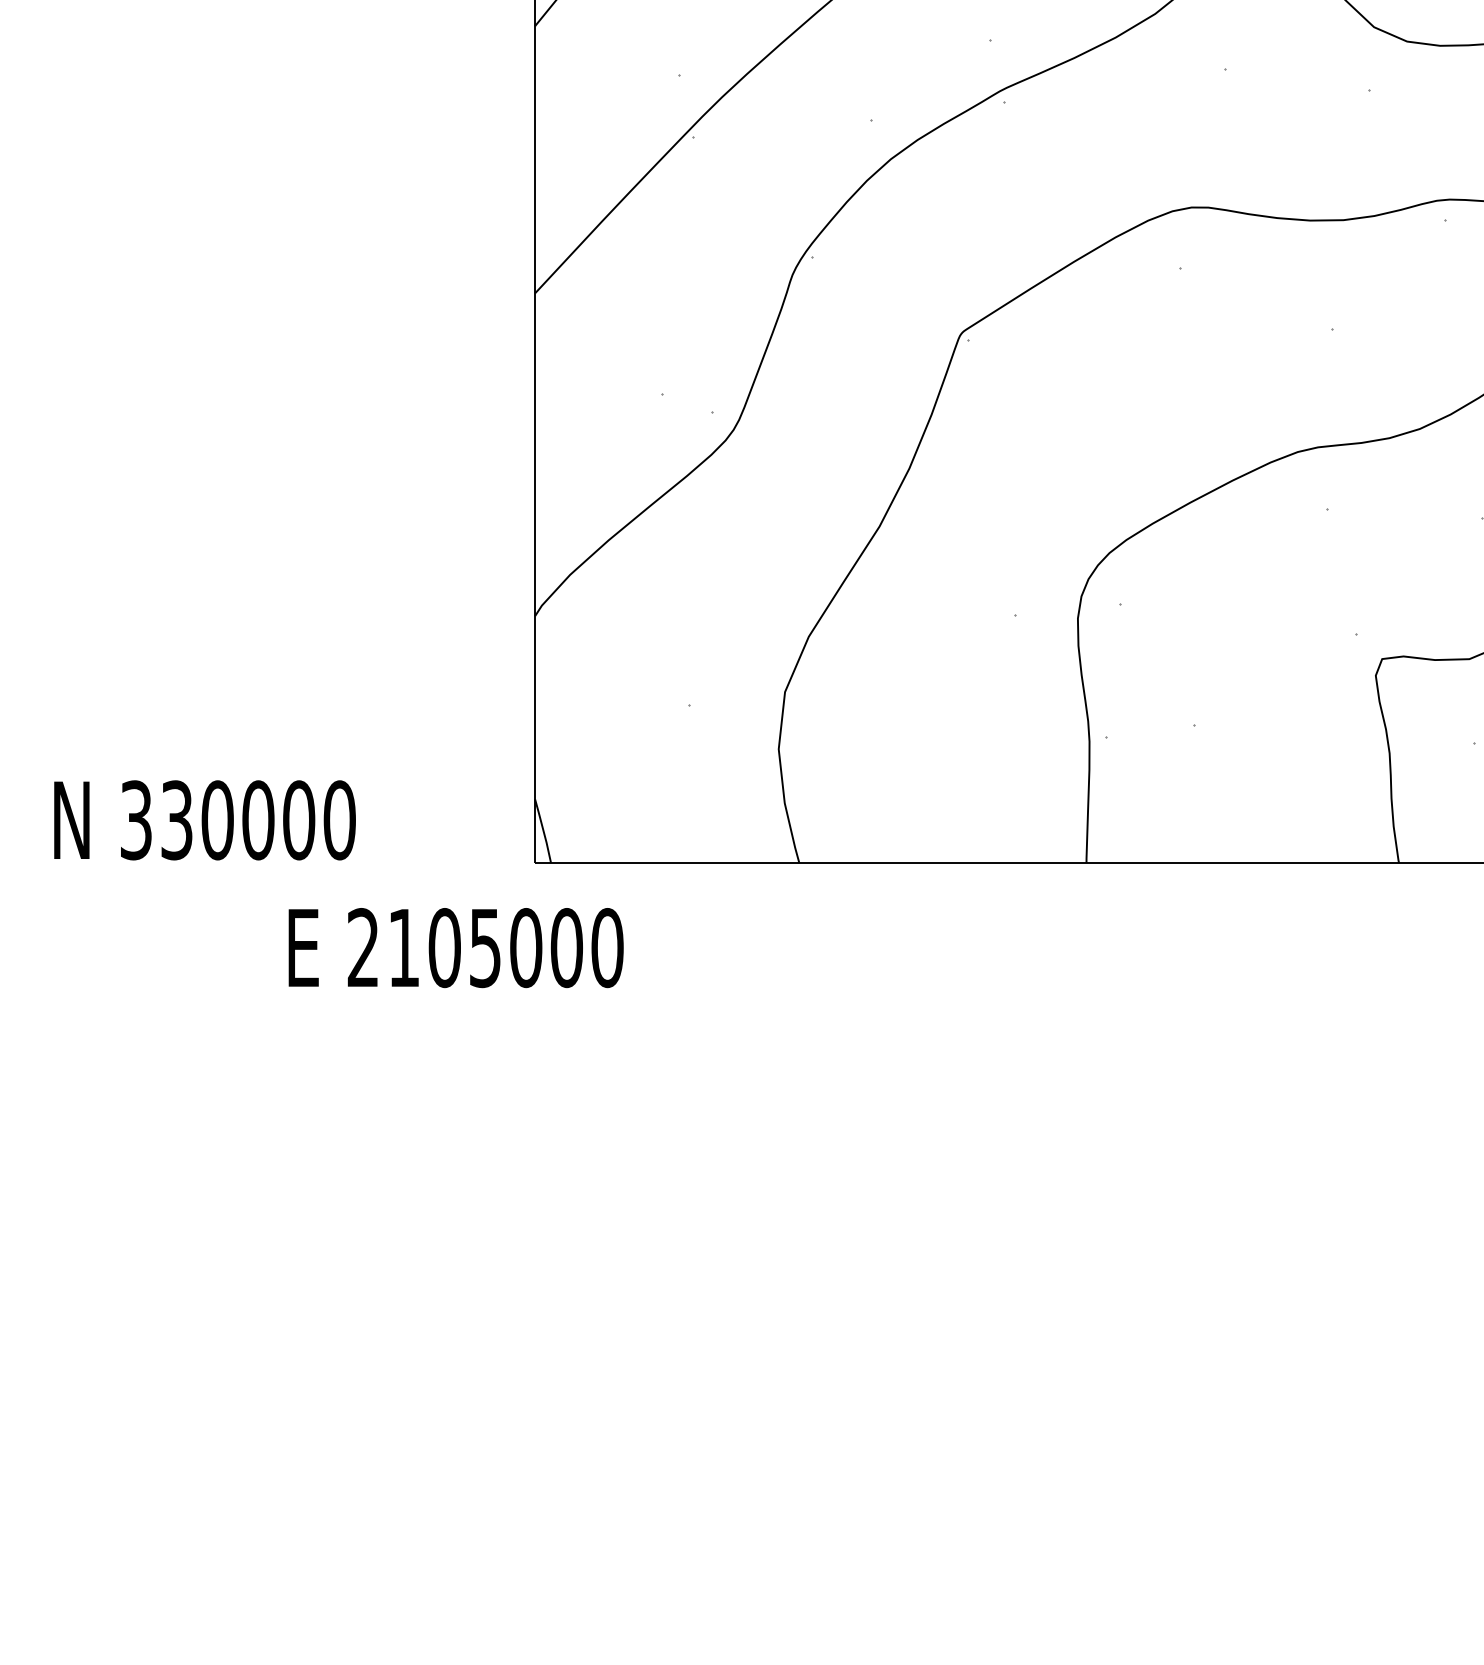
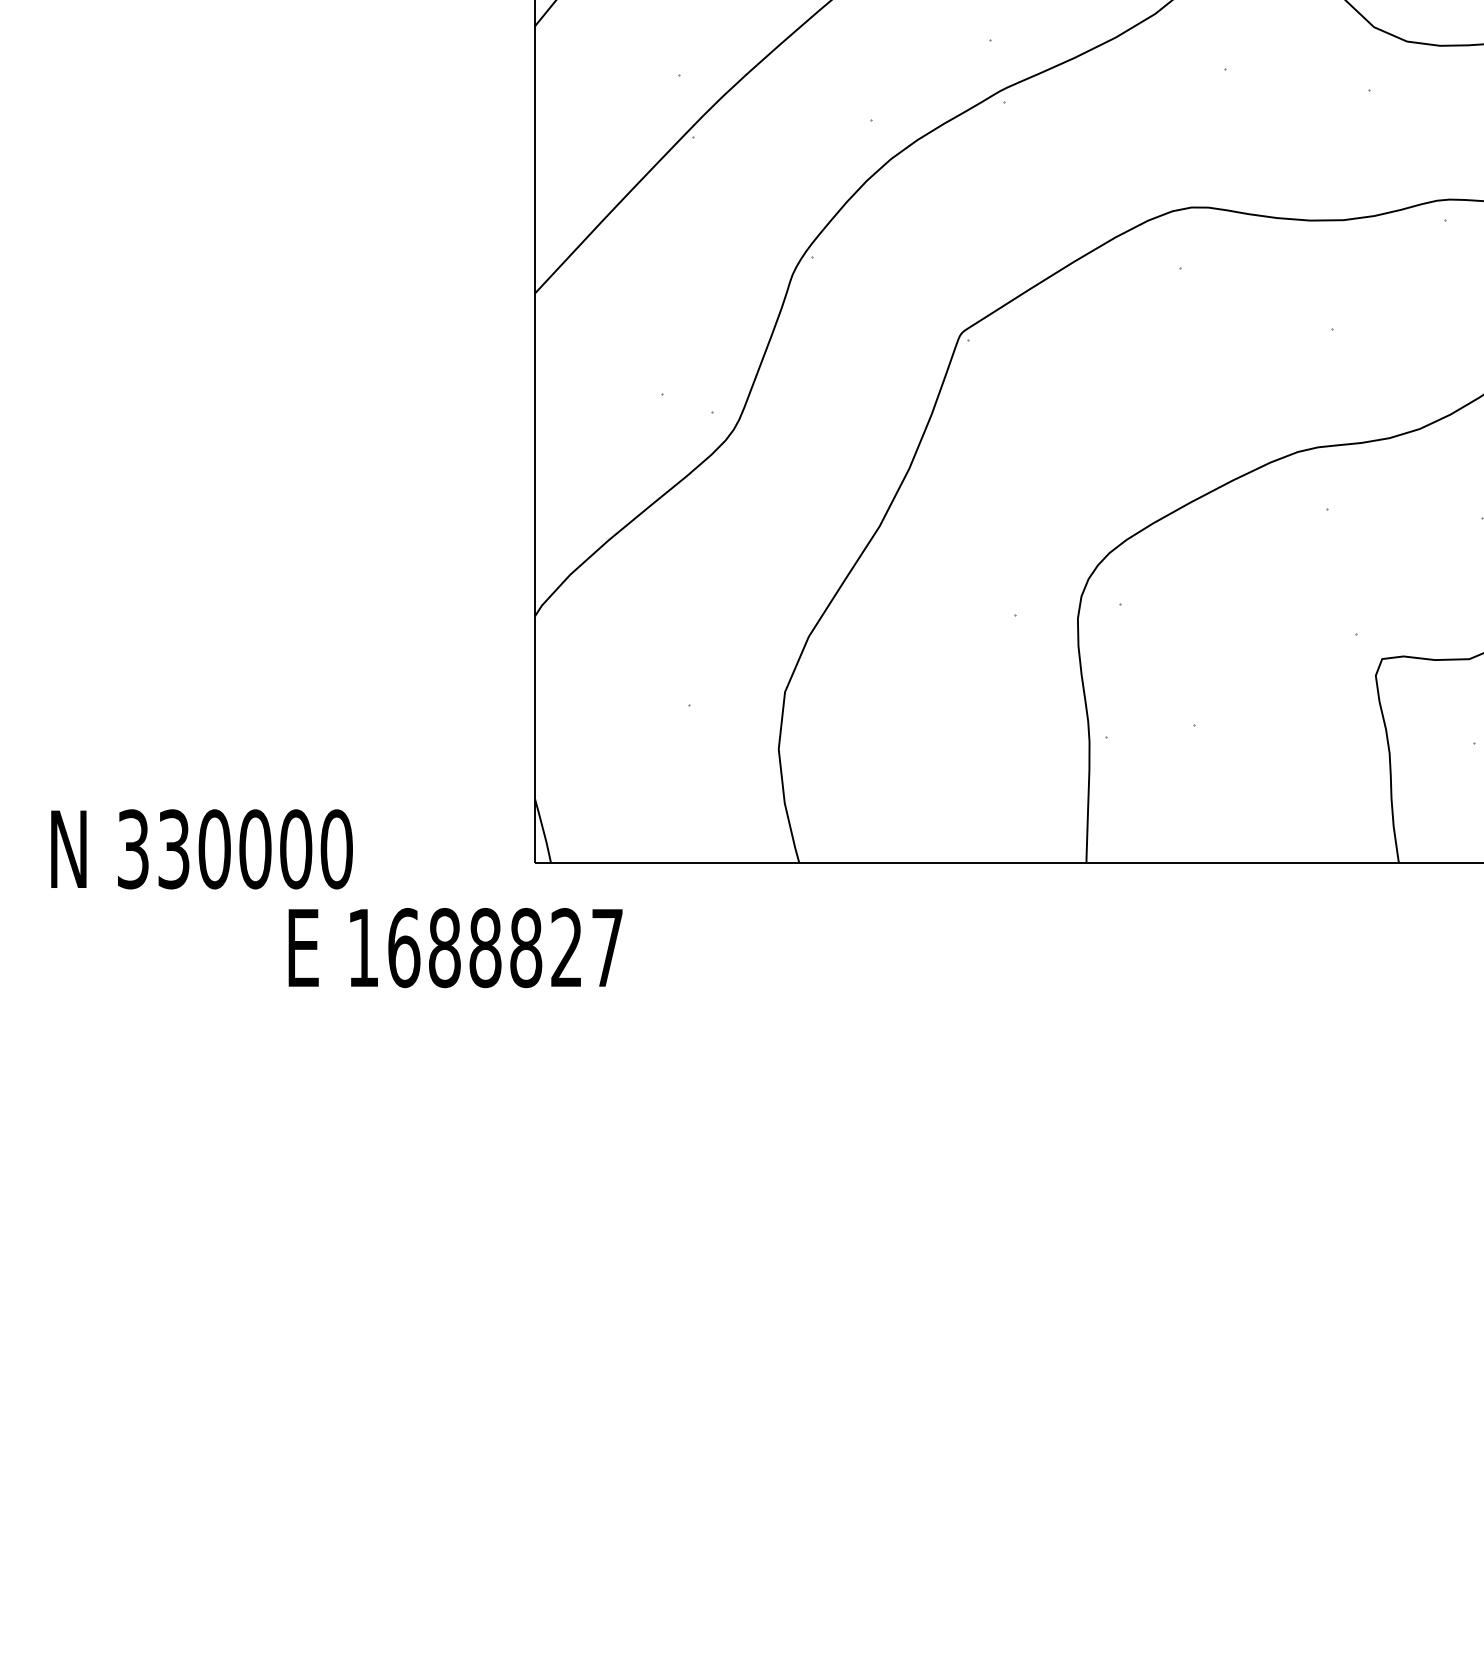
text position: (204, 820) -> (201, 849) (201, 849)
text: 2105000 -> 1688827 (485, 948)
